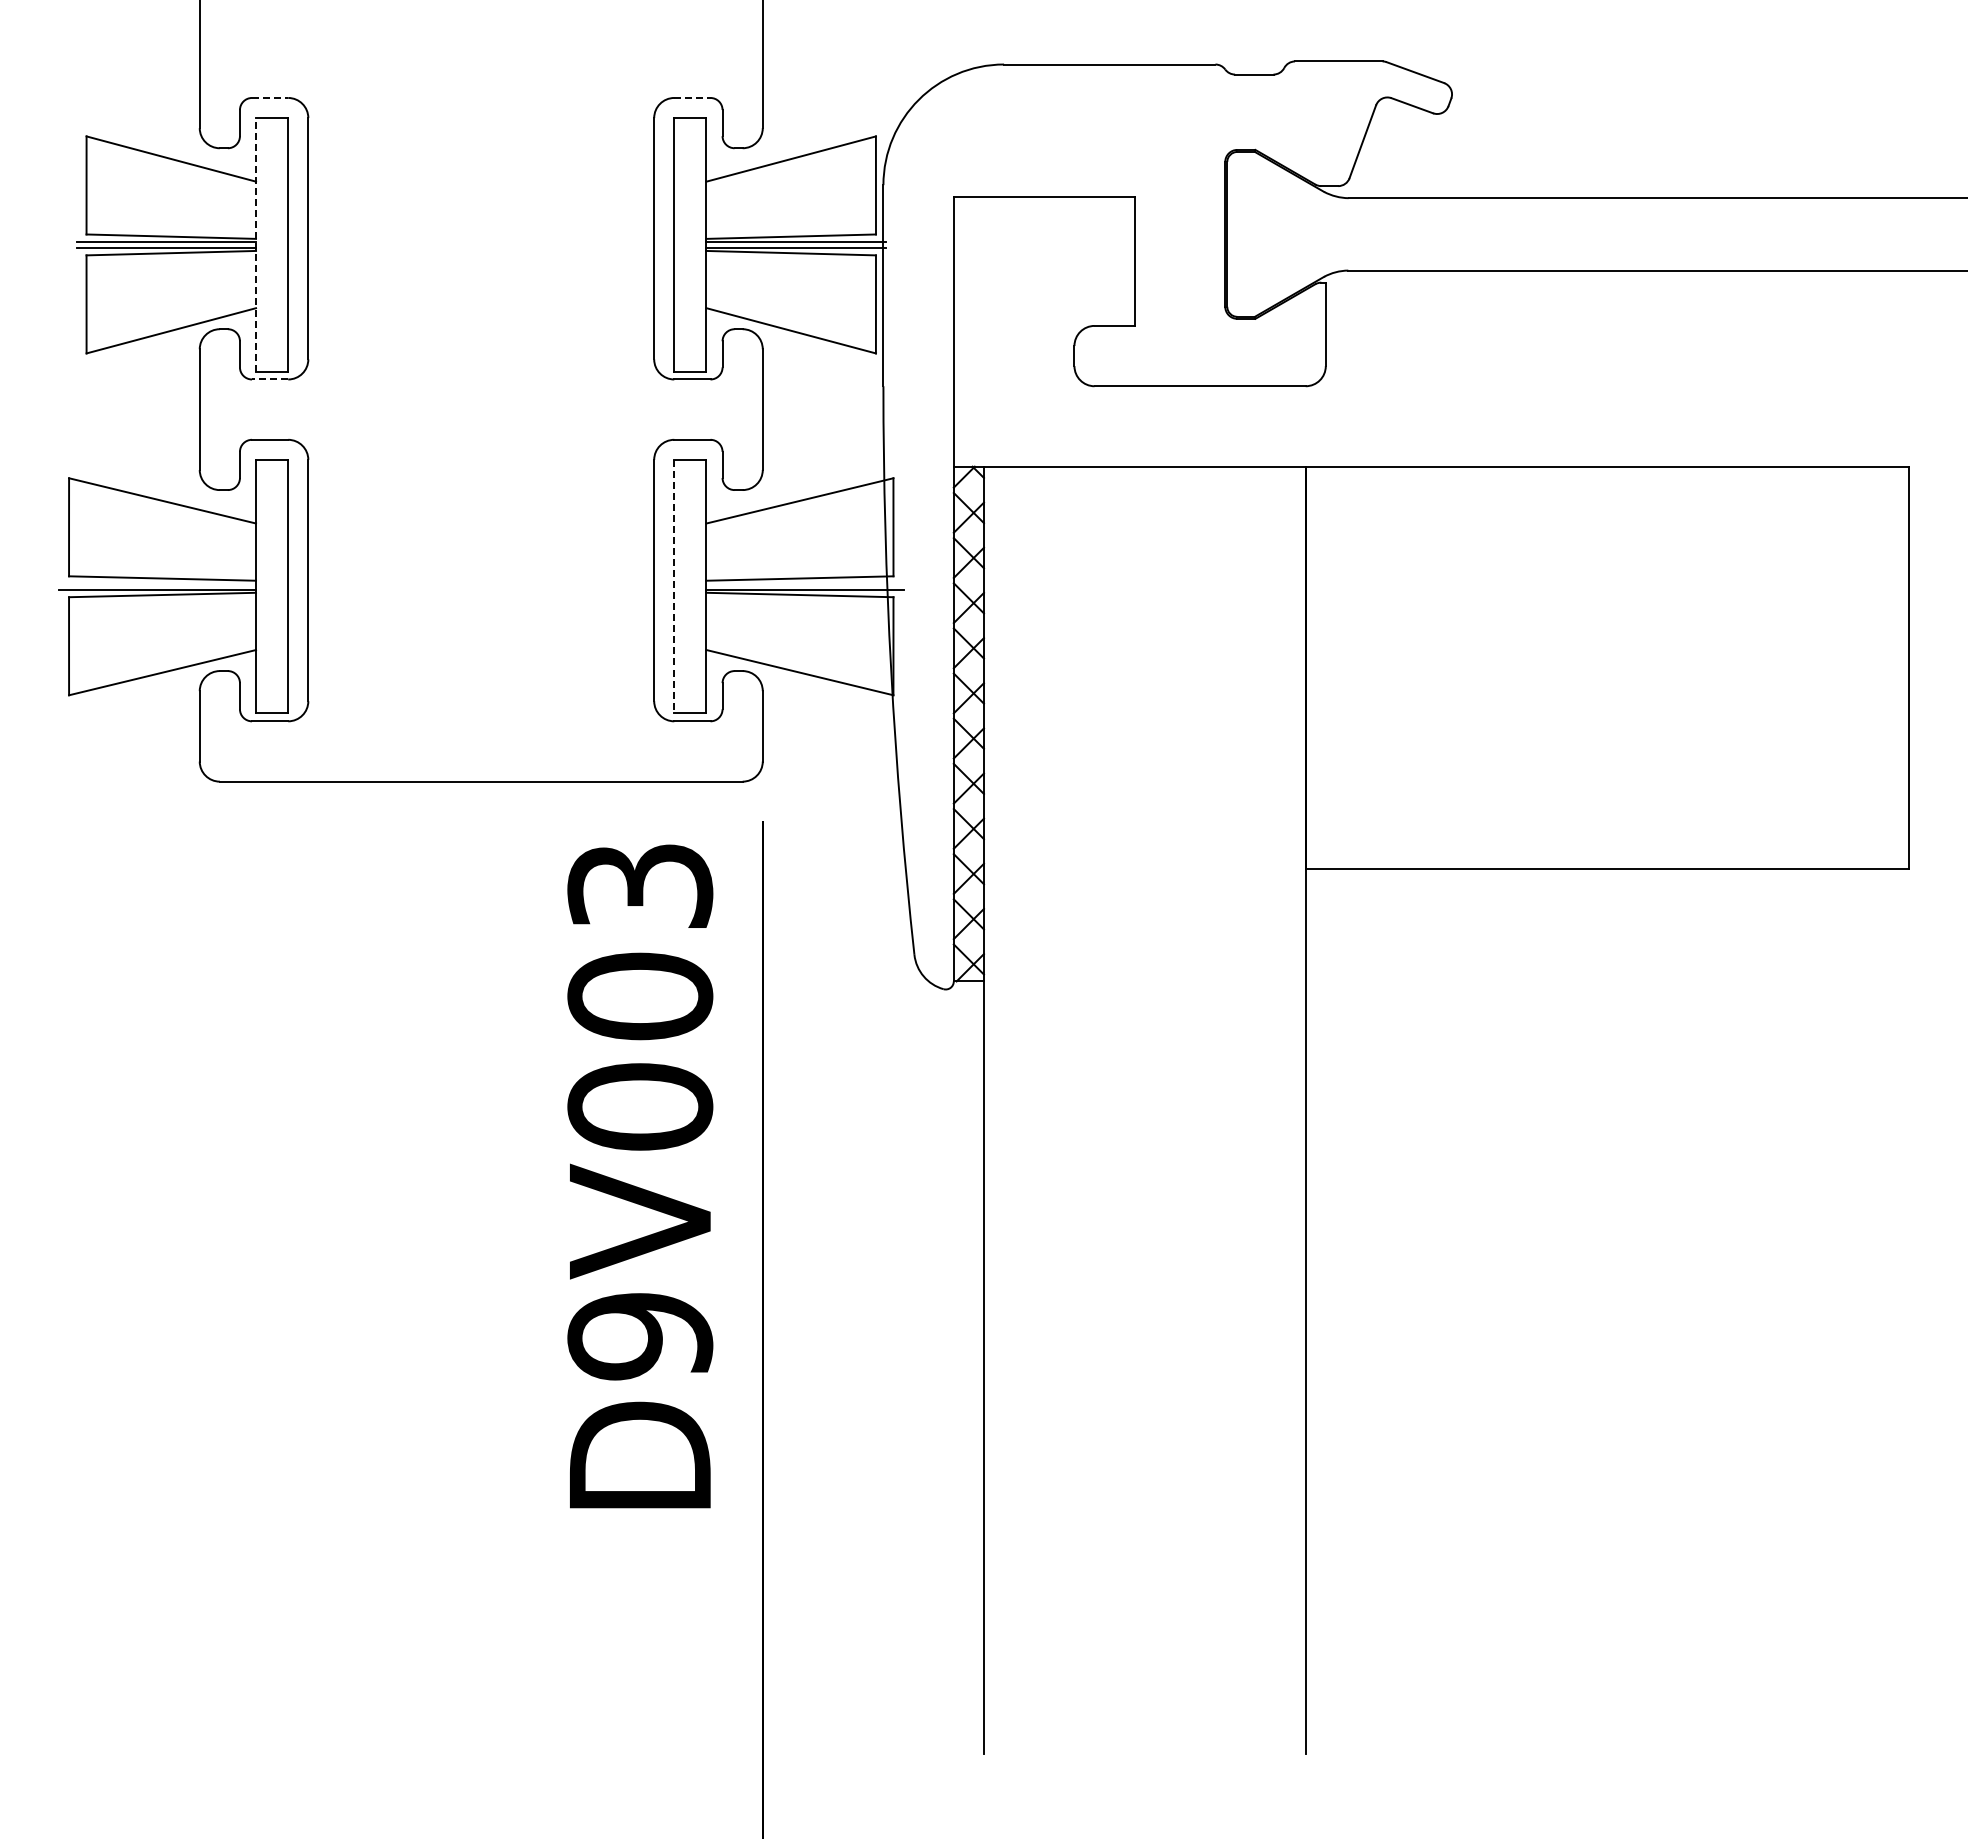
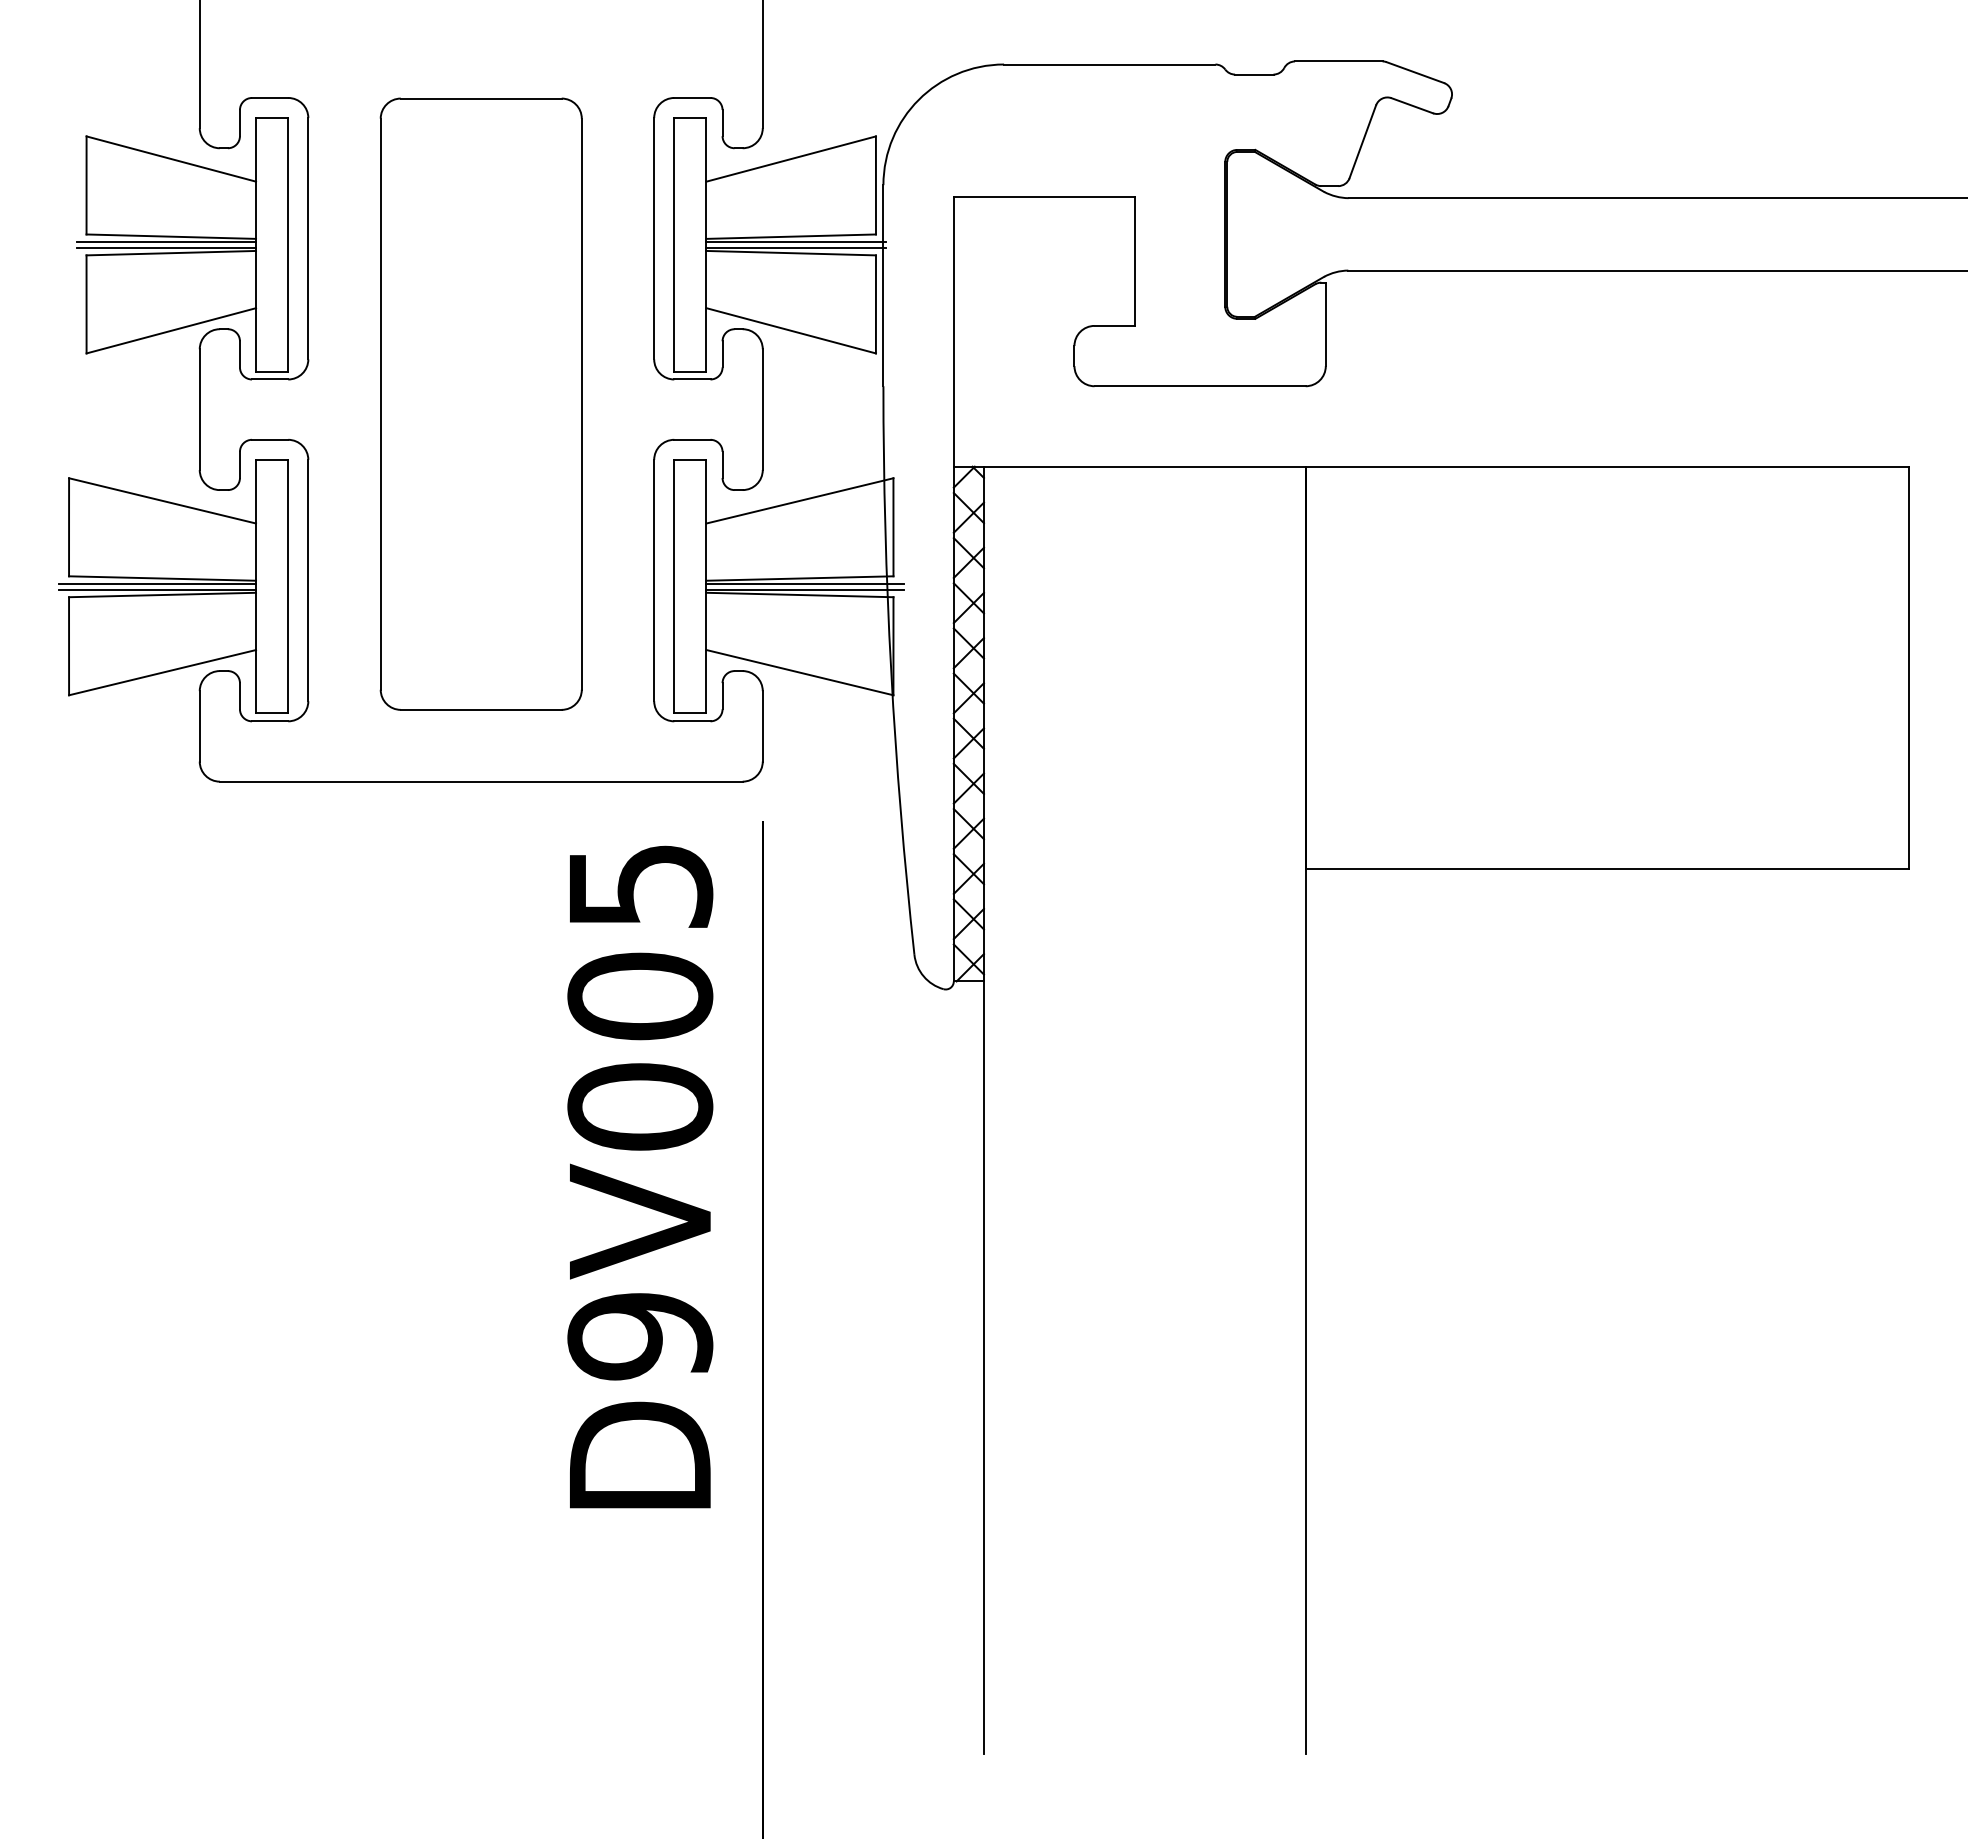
line: dashed -> solid (270, 97)
line: dashed -> solid (692, 97)
line: dashed -> solid (256, 244)
line: dashed -> solid (269, 379)
part: none -> present (480, 403)
line: none -> present (157, 583)
line: none -> present (804, 583)
line: dashed -> solid (674, 586)
text: D9V003 -> D9V005 (639, 885)
